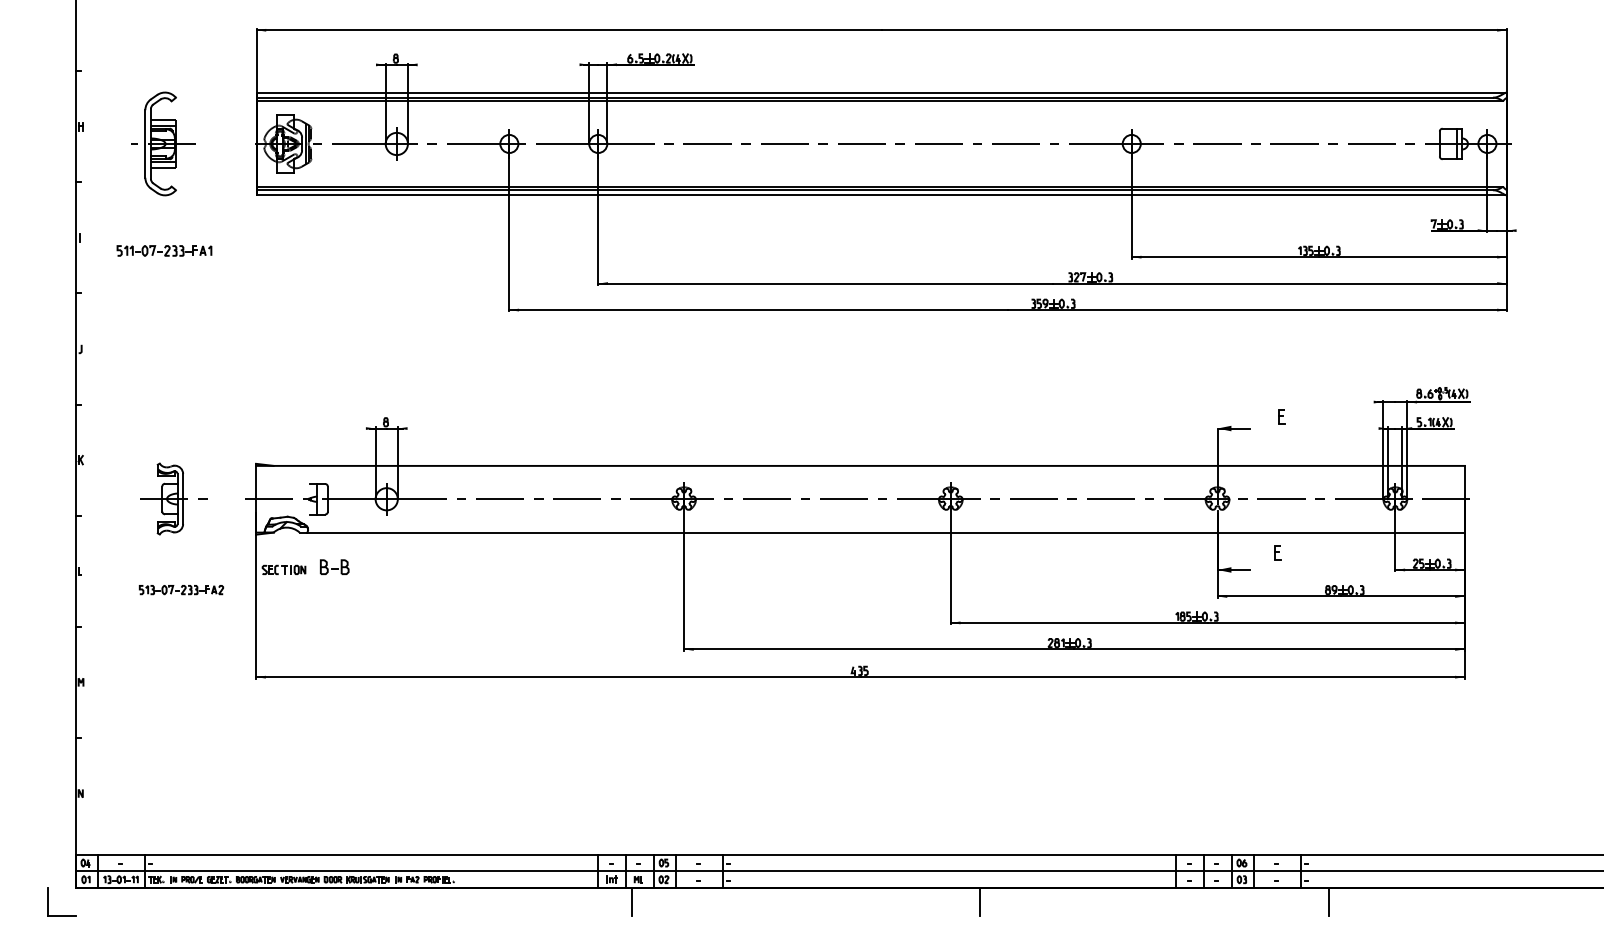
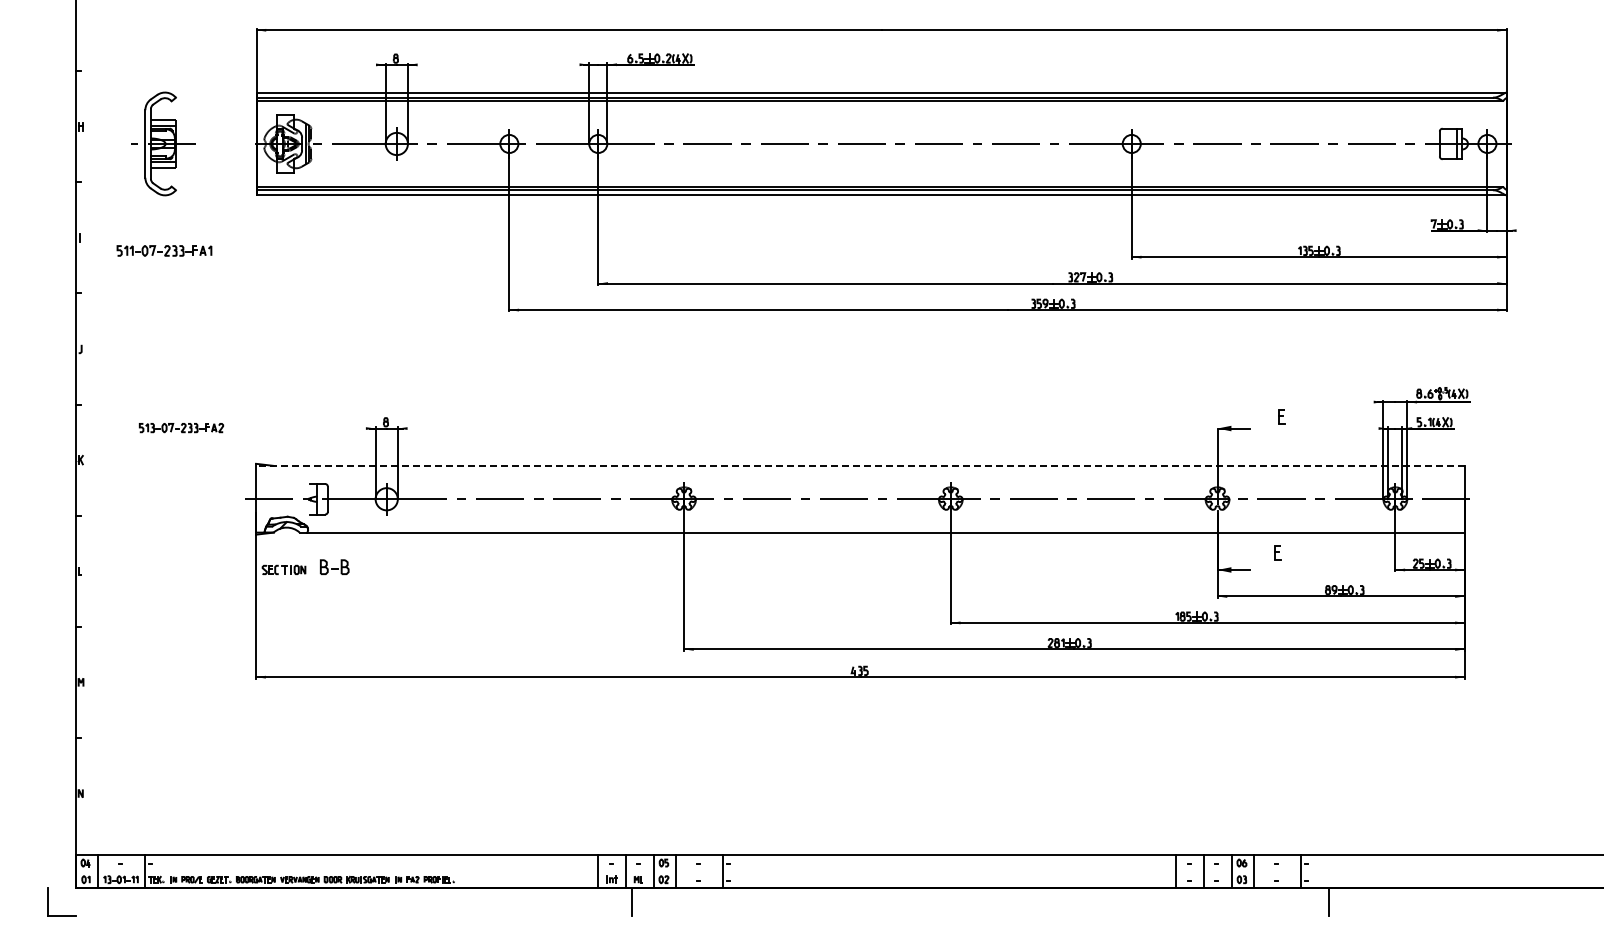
line: solid -> dashed (859, 465)
part: present -> none (173, 498)
part position: (181, 590) -> (181, 428) (181, 428)
line: present -> none (837, 871)
line: present -> none (980, 901)
